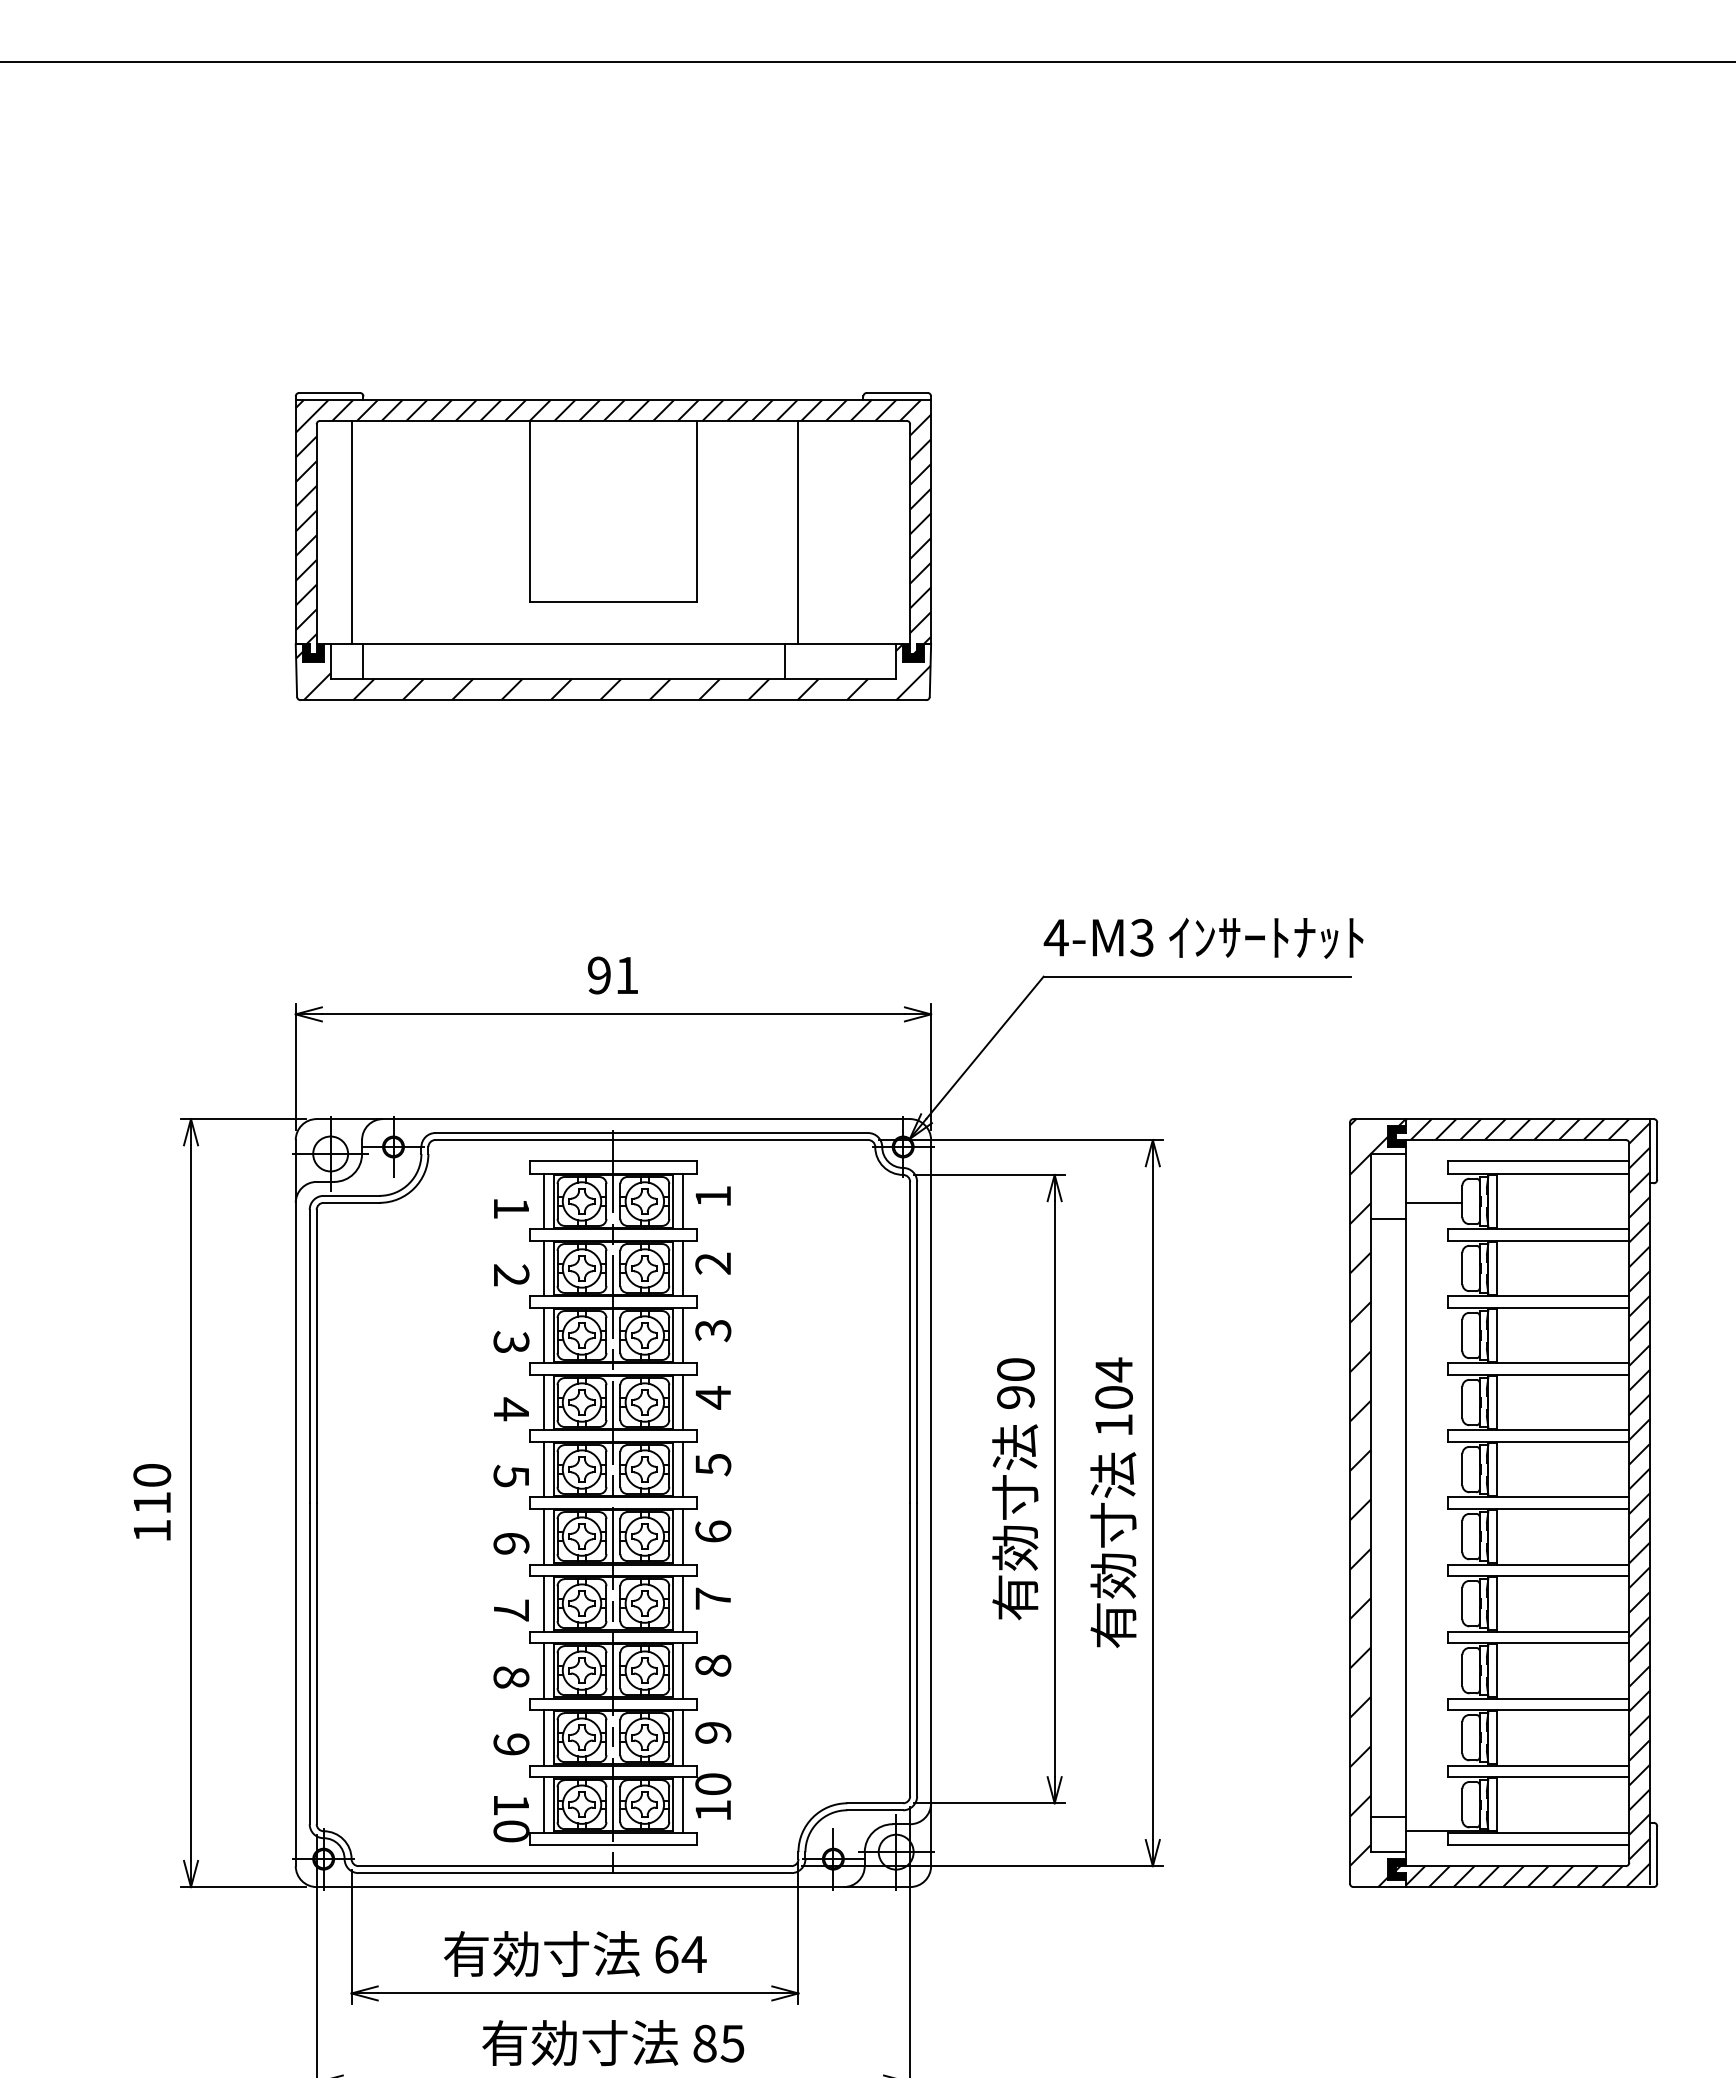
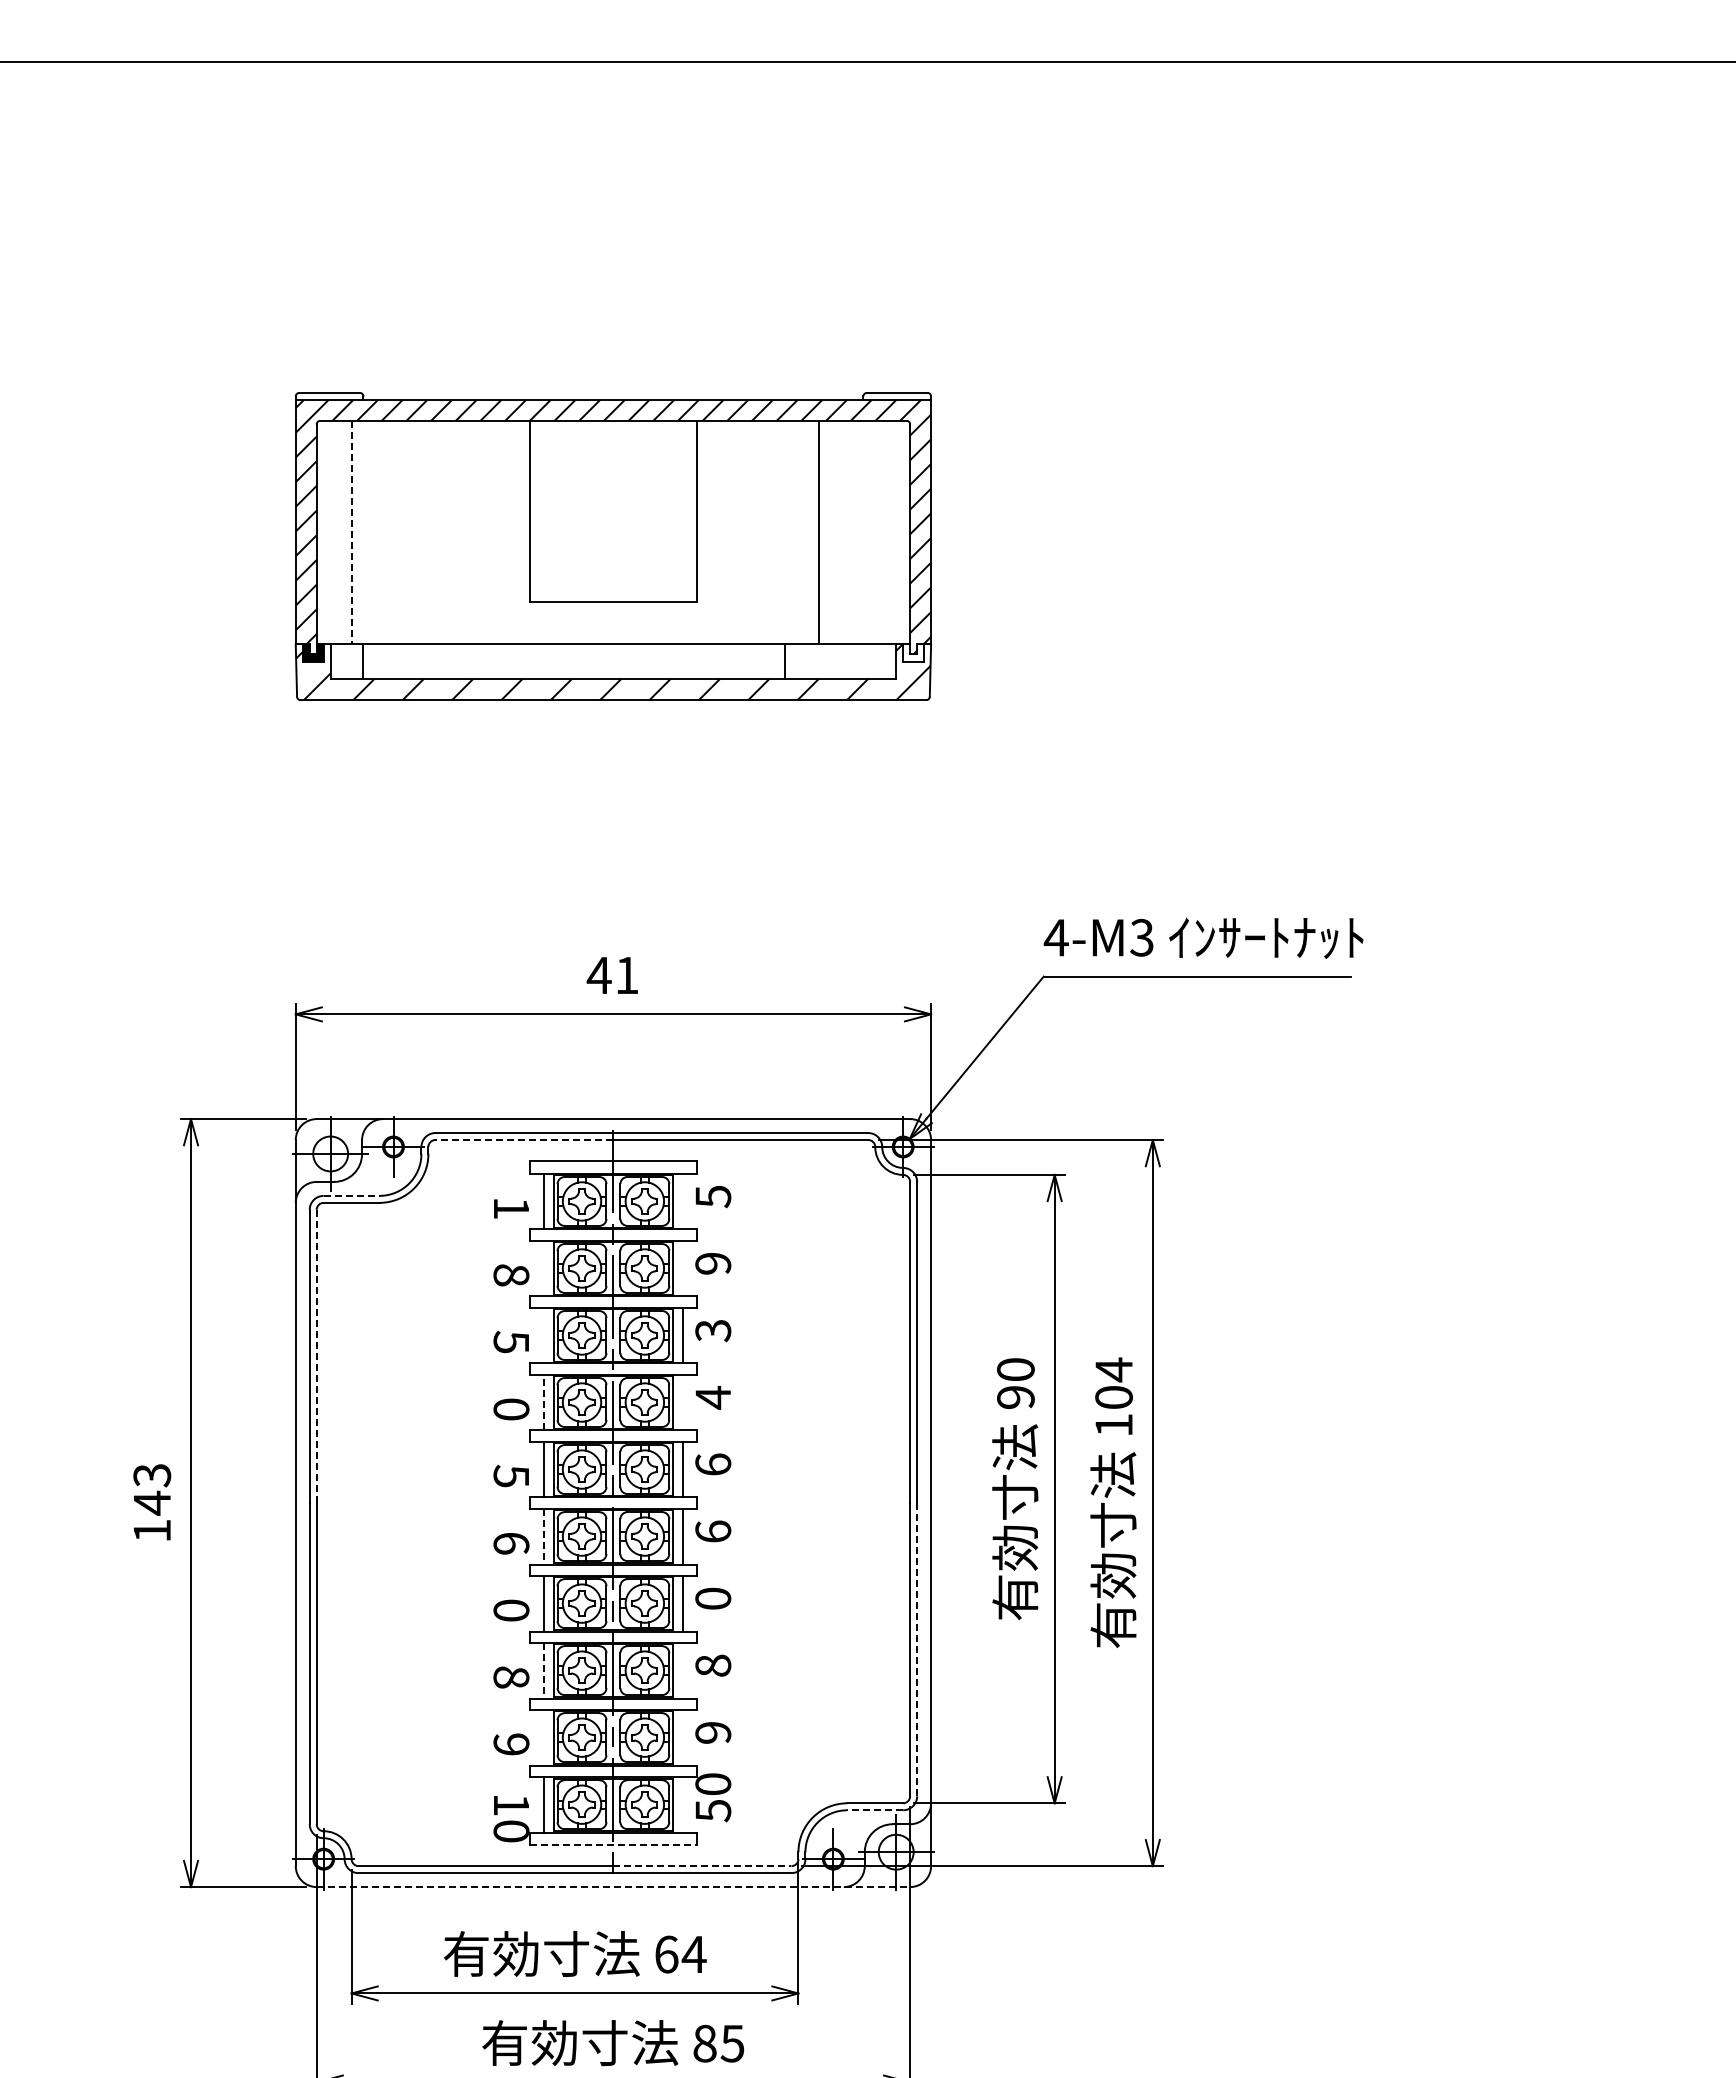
line: solid -> dashed (351, 532)
line position: (798, 532) -> (819, 532) (819, 532)
fill: present -> none (913, 652)
text: 91 -> 41 (598, 975)
line: solid -> dashed (523, 1140)
line: solid -> dashed (351, 1195)
text: 1 -> 5 (713, 1196)
line: present -> none (683, 1201)
text: 2 -> 9 (713, 1263)
line: present -> none (543, 1268)
line: present -> none (683, 1268)
text: 2 -> 8 (511, 1275)
line: present -> none (543, 1335)
text: 3 -> 5 (511, 1342)
line: solid -> dashed (316, 1356)
line: solid -> dashed (543, 1402)
line: present -> none (683, 1402)
text: 4 -> 0 (511, 1409)
text: 5 -> 6 (713, 1464)
text: 110 -> 143 (152, 1489)
part: present -> none (1503, 1502)
line: solid -> dashed (543, 1536)
text: 7 -> 0 (713, 1598)
text: 7 -> 0 (511, 1610)
line: solid -> dashed (917, 1649)
line: solid -> dashed (543, 1670)
line: present -> none (683, 1670)
line: present -> none (543, 1737)
line: present -> none (683, 1737)
line: present -> none (683, 1804)
line: solid -> dashed (875, 1810)
text: 10 -> 50 (713, 1811)
line: solid -> dashed (613, 1845)
line: solid -> dashed (702, 1866)
line: solid -> dashed (613, 1887)
